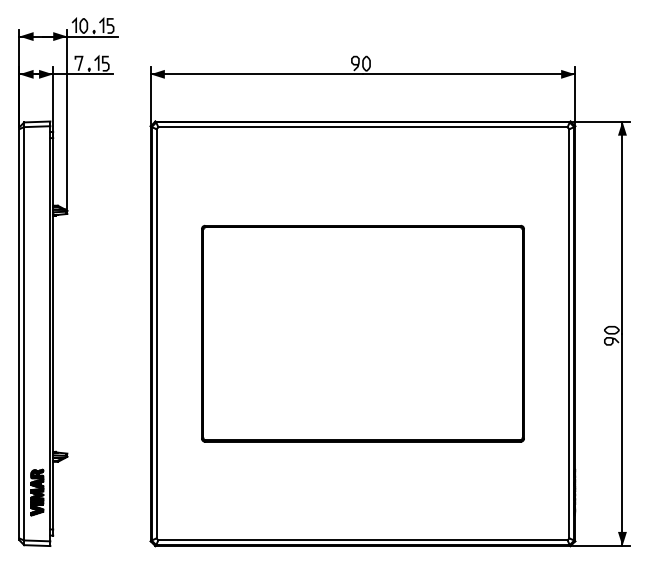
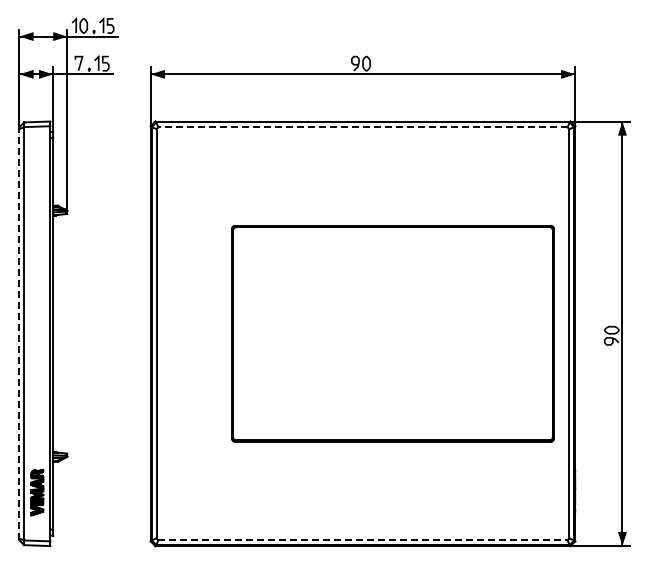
line: solid -> dashed (362, 127)
line: solid -> dashed (19, 333)
part position: (362, 333) -> (392, 333) (392, 333)
line: solid -> dashed (362, 540)
